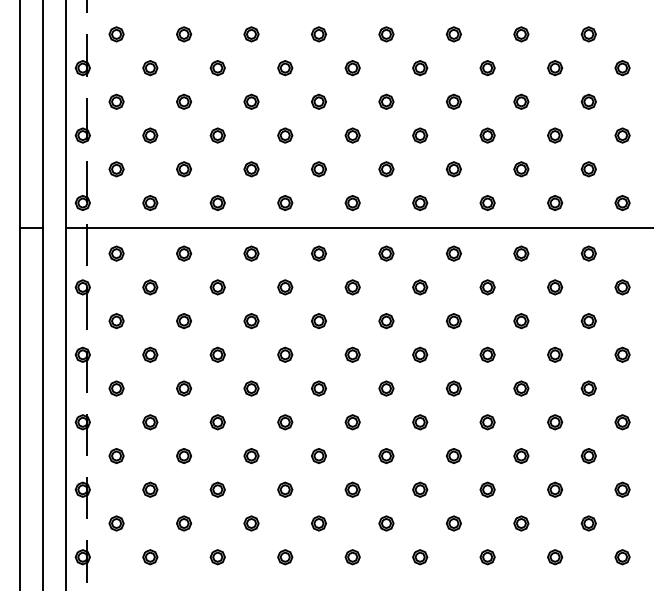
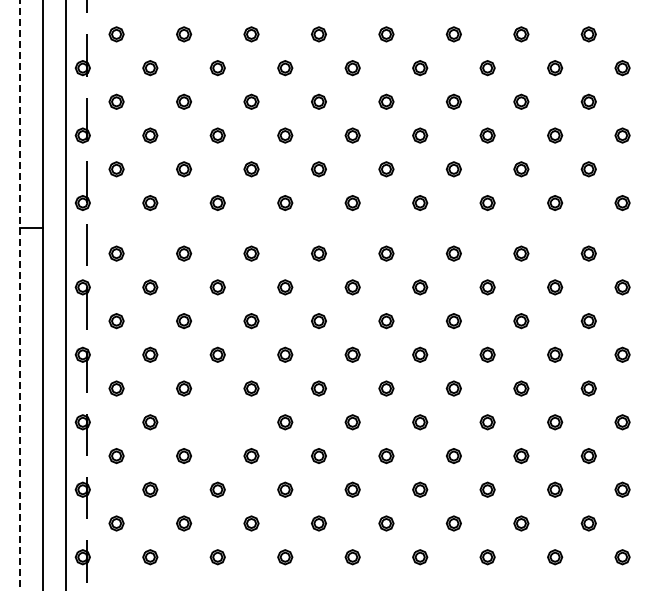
line: present -> none (358, 228)
line: solid -> dashed (19, 295)
part: present -> none (217, 422)
